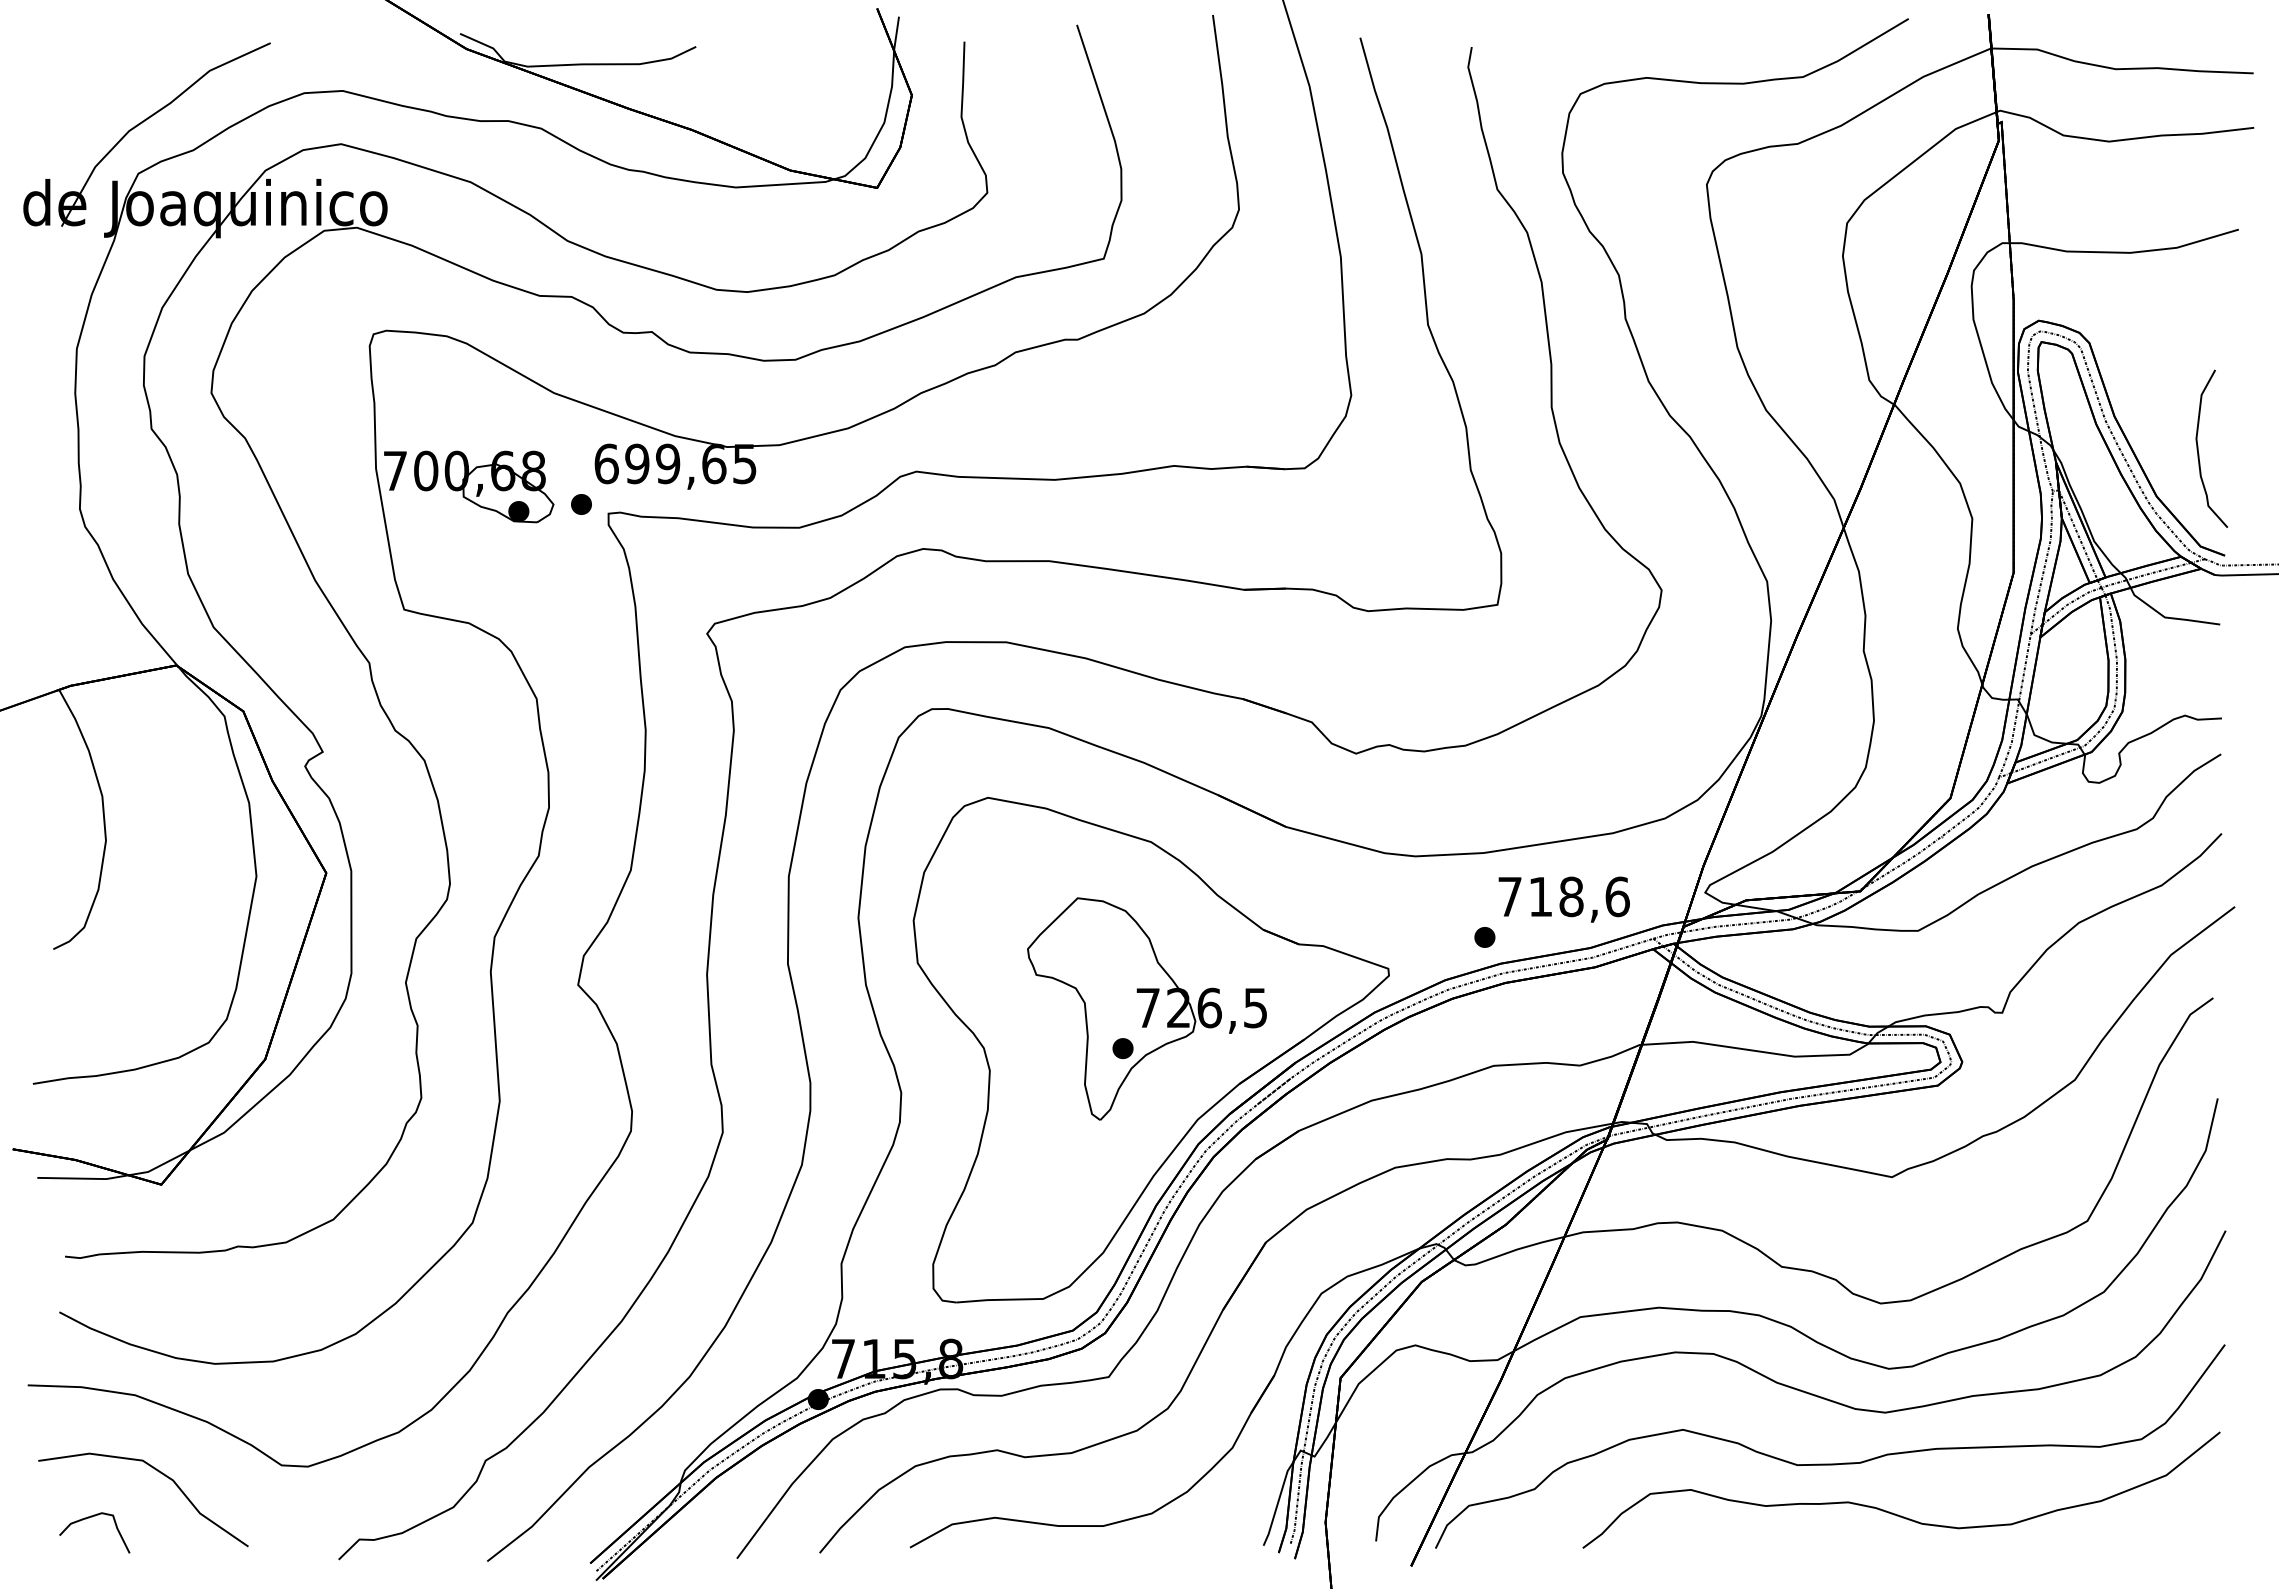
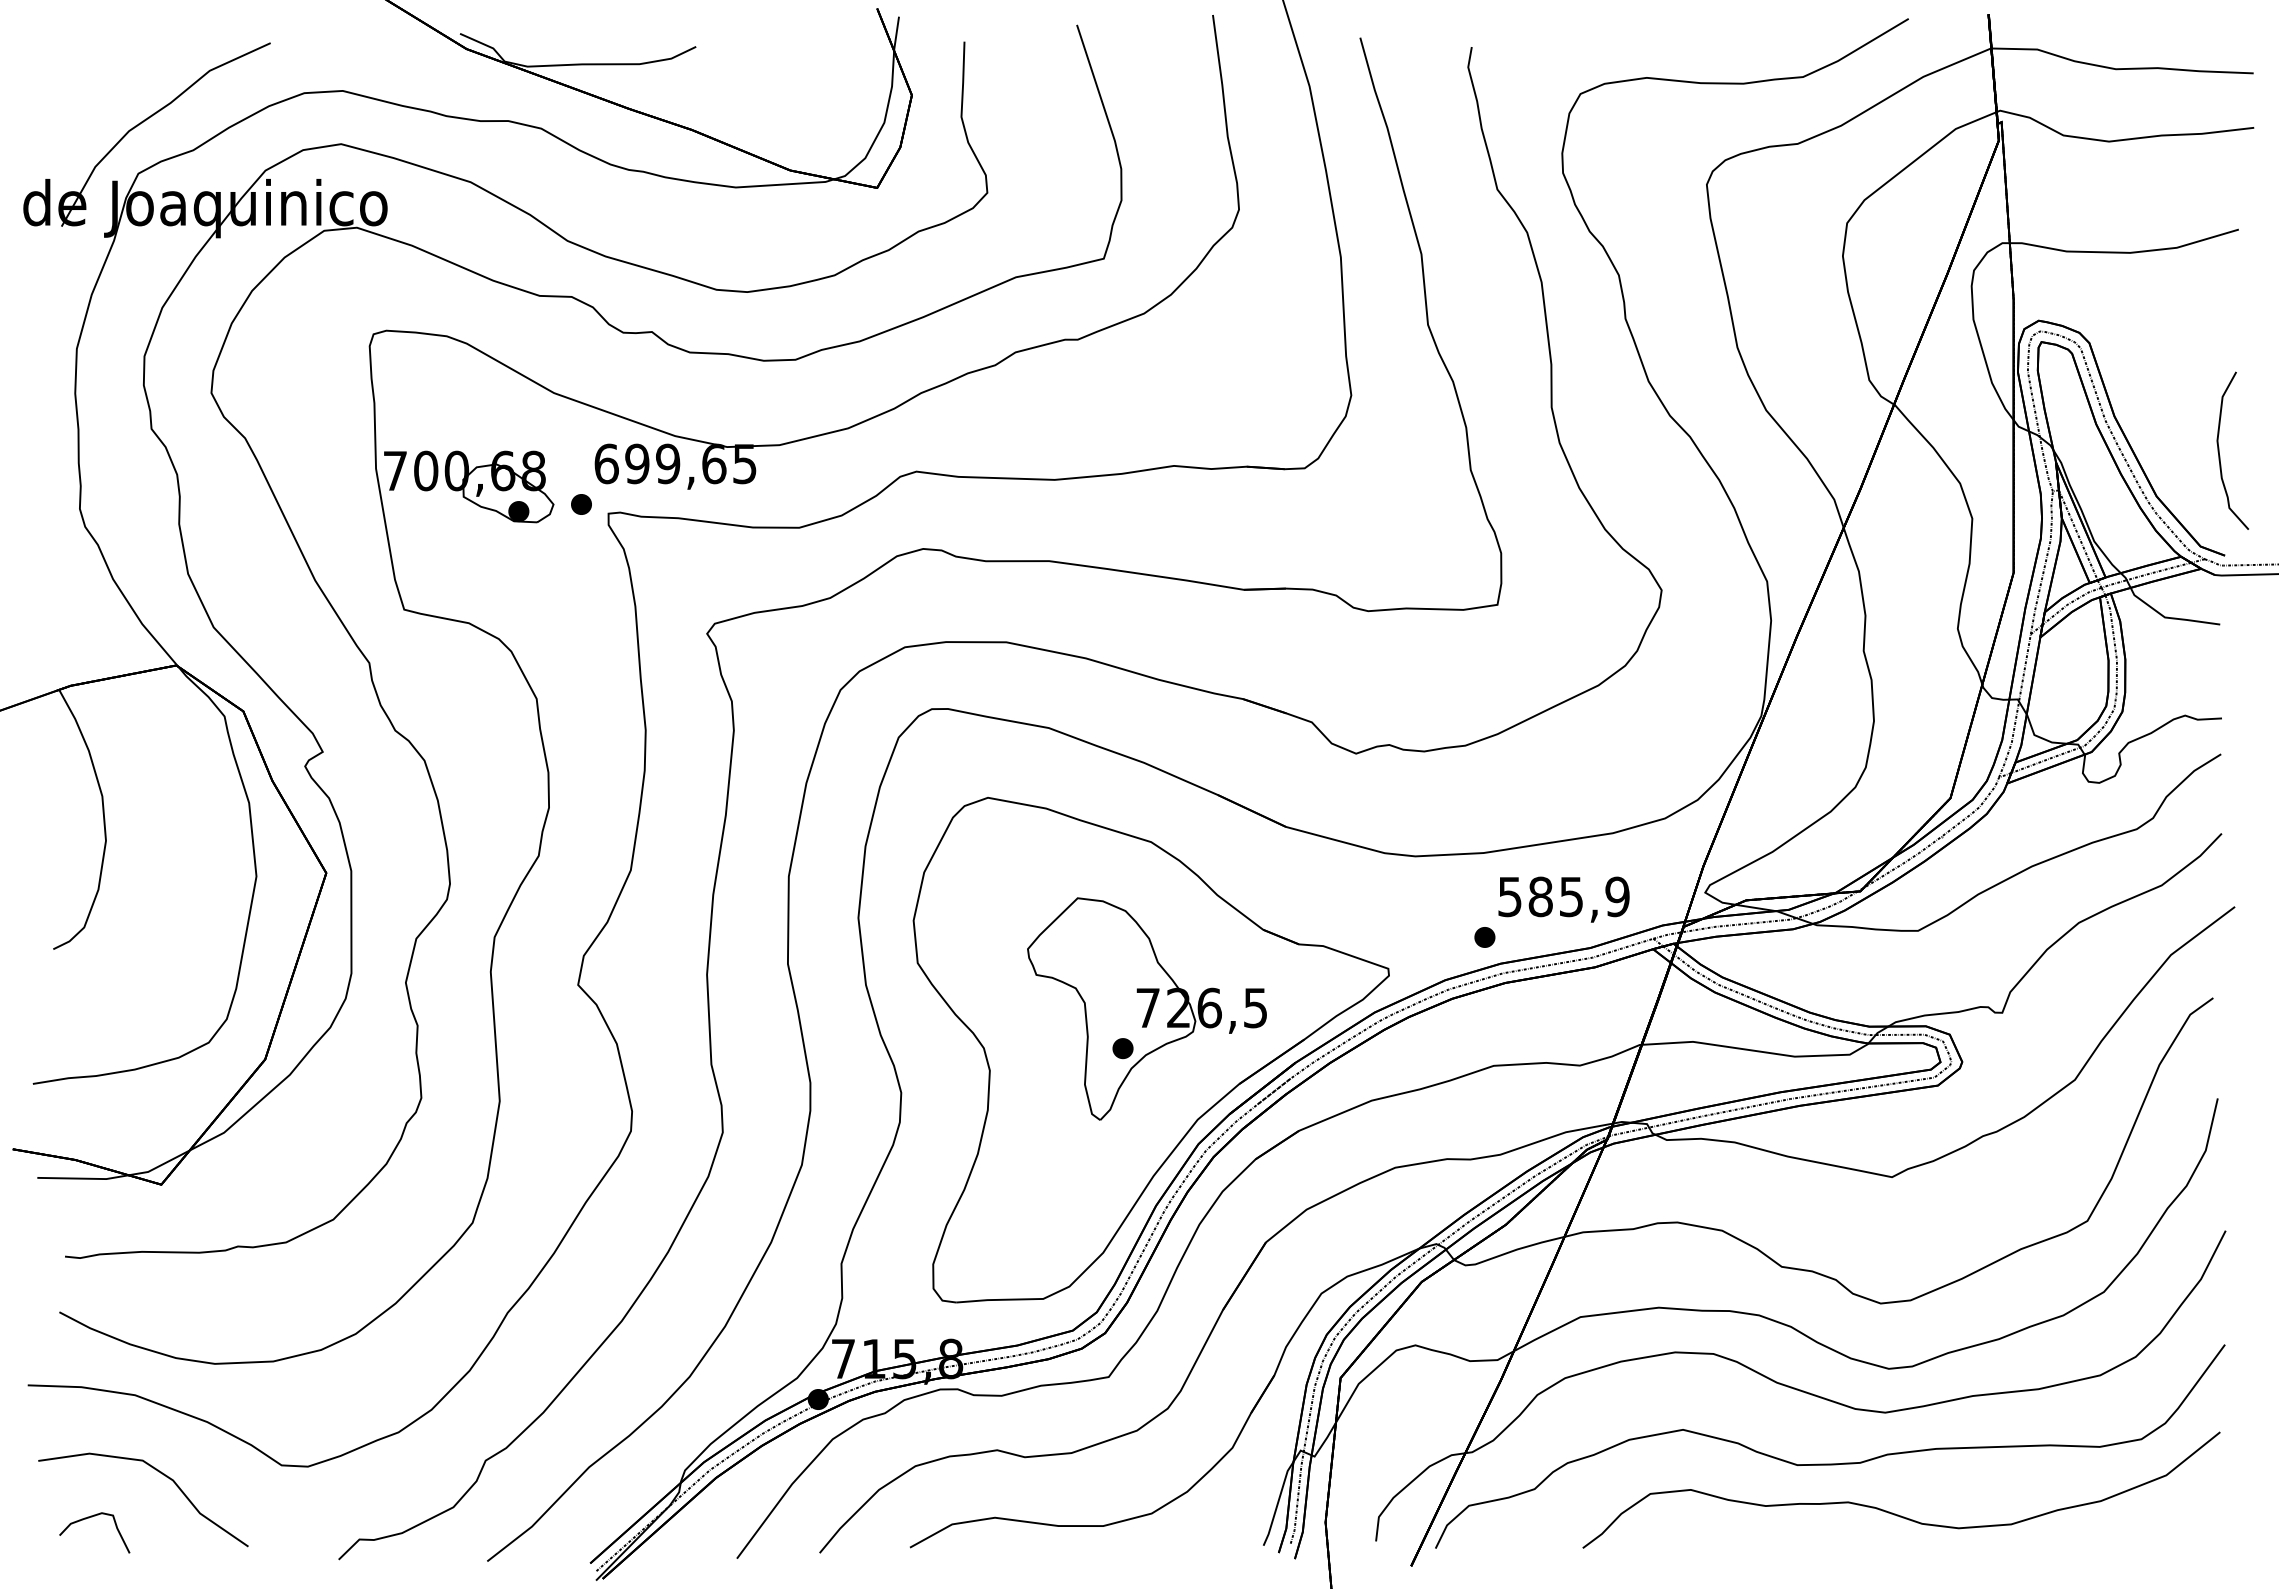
part position: (2198, 448) -> (2219, 450) (2219, 450)
text: 718,6 -> 585,9 (1563, 896)
